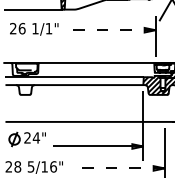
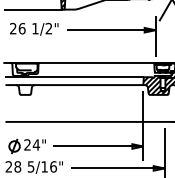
text: 1/1" -> 1/2" (48, 28)
line: dashed -> solid (110, 30)
part position: (26, 139) -> (26, 146) (26, 146)
line: dashed -> solid (118, 168)
